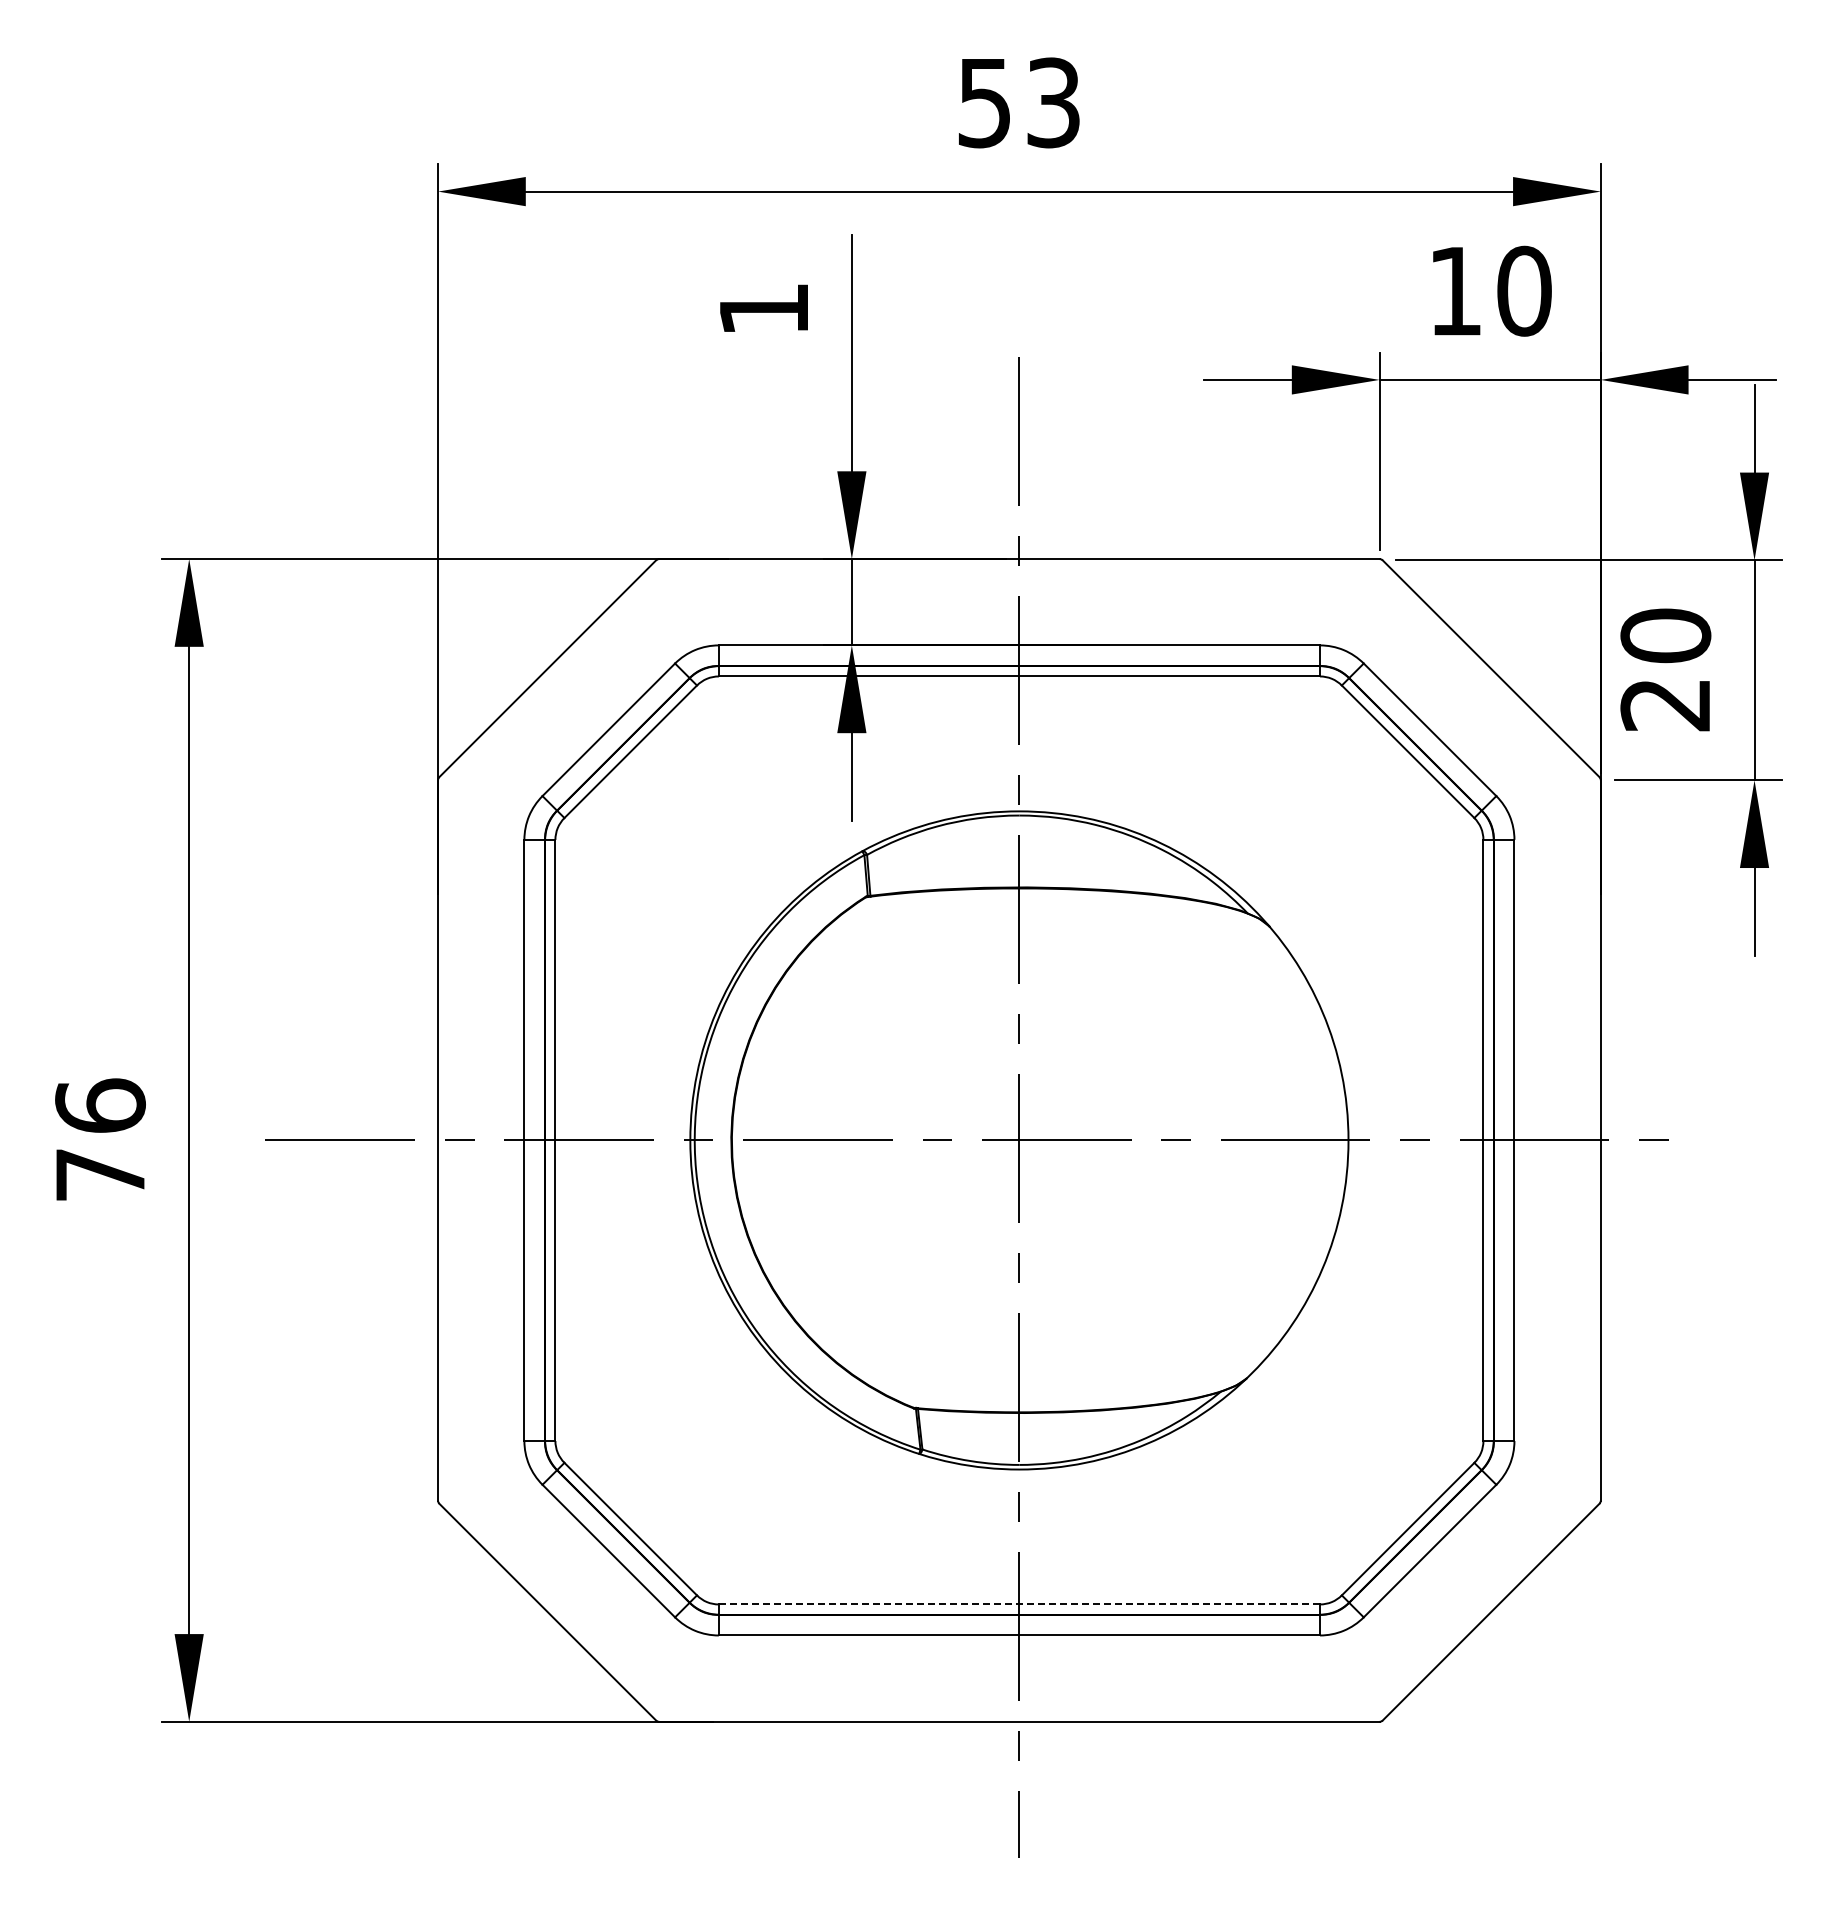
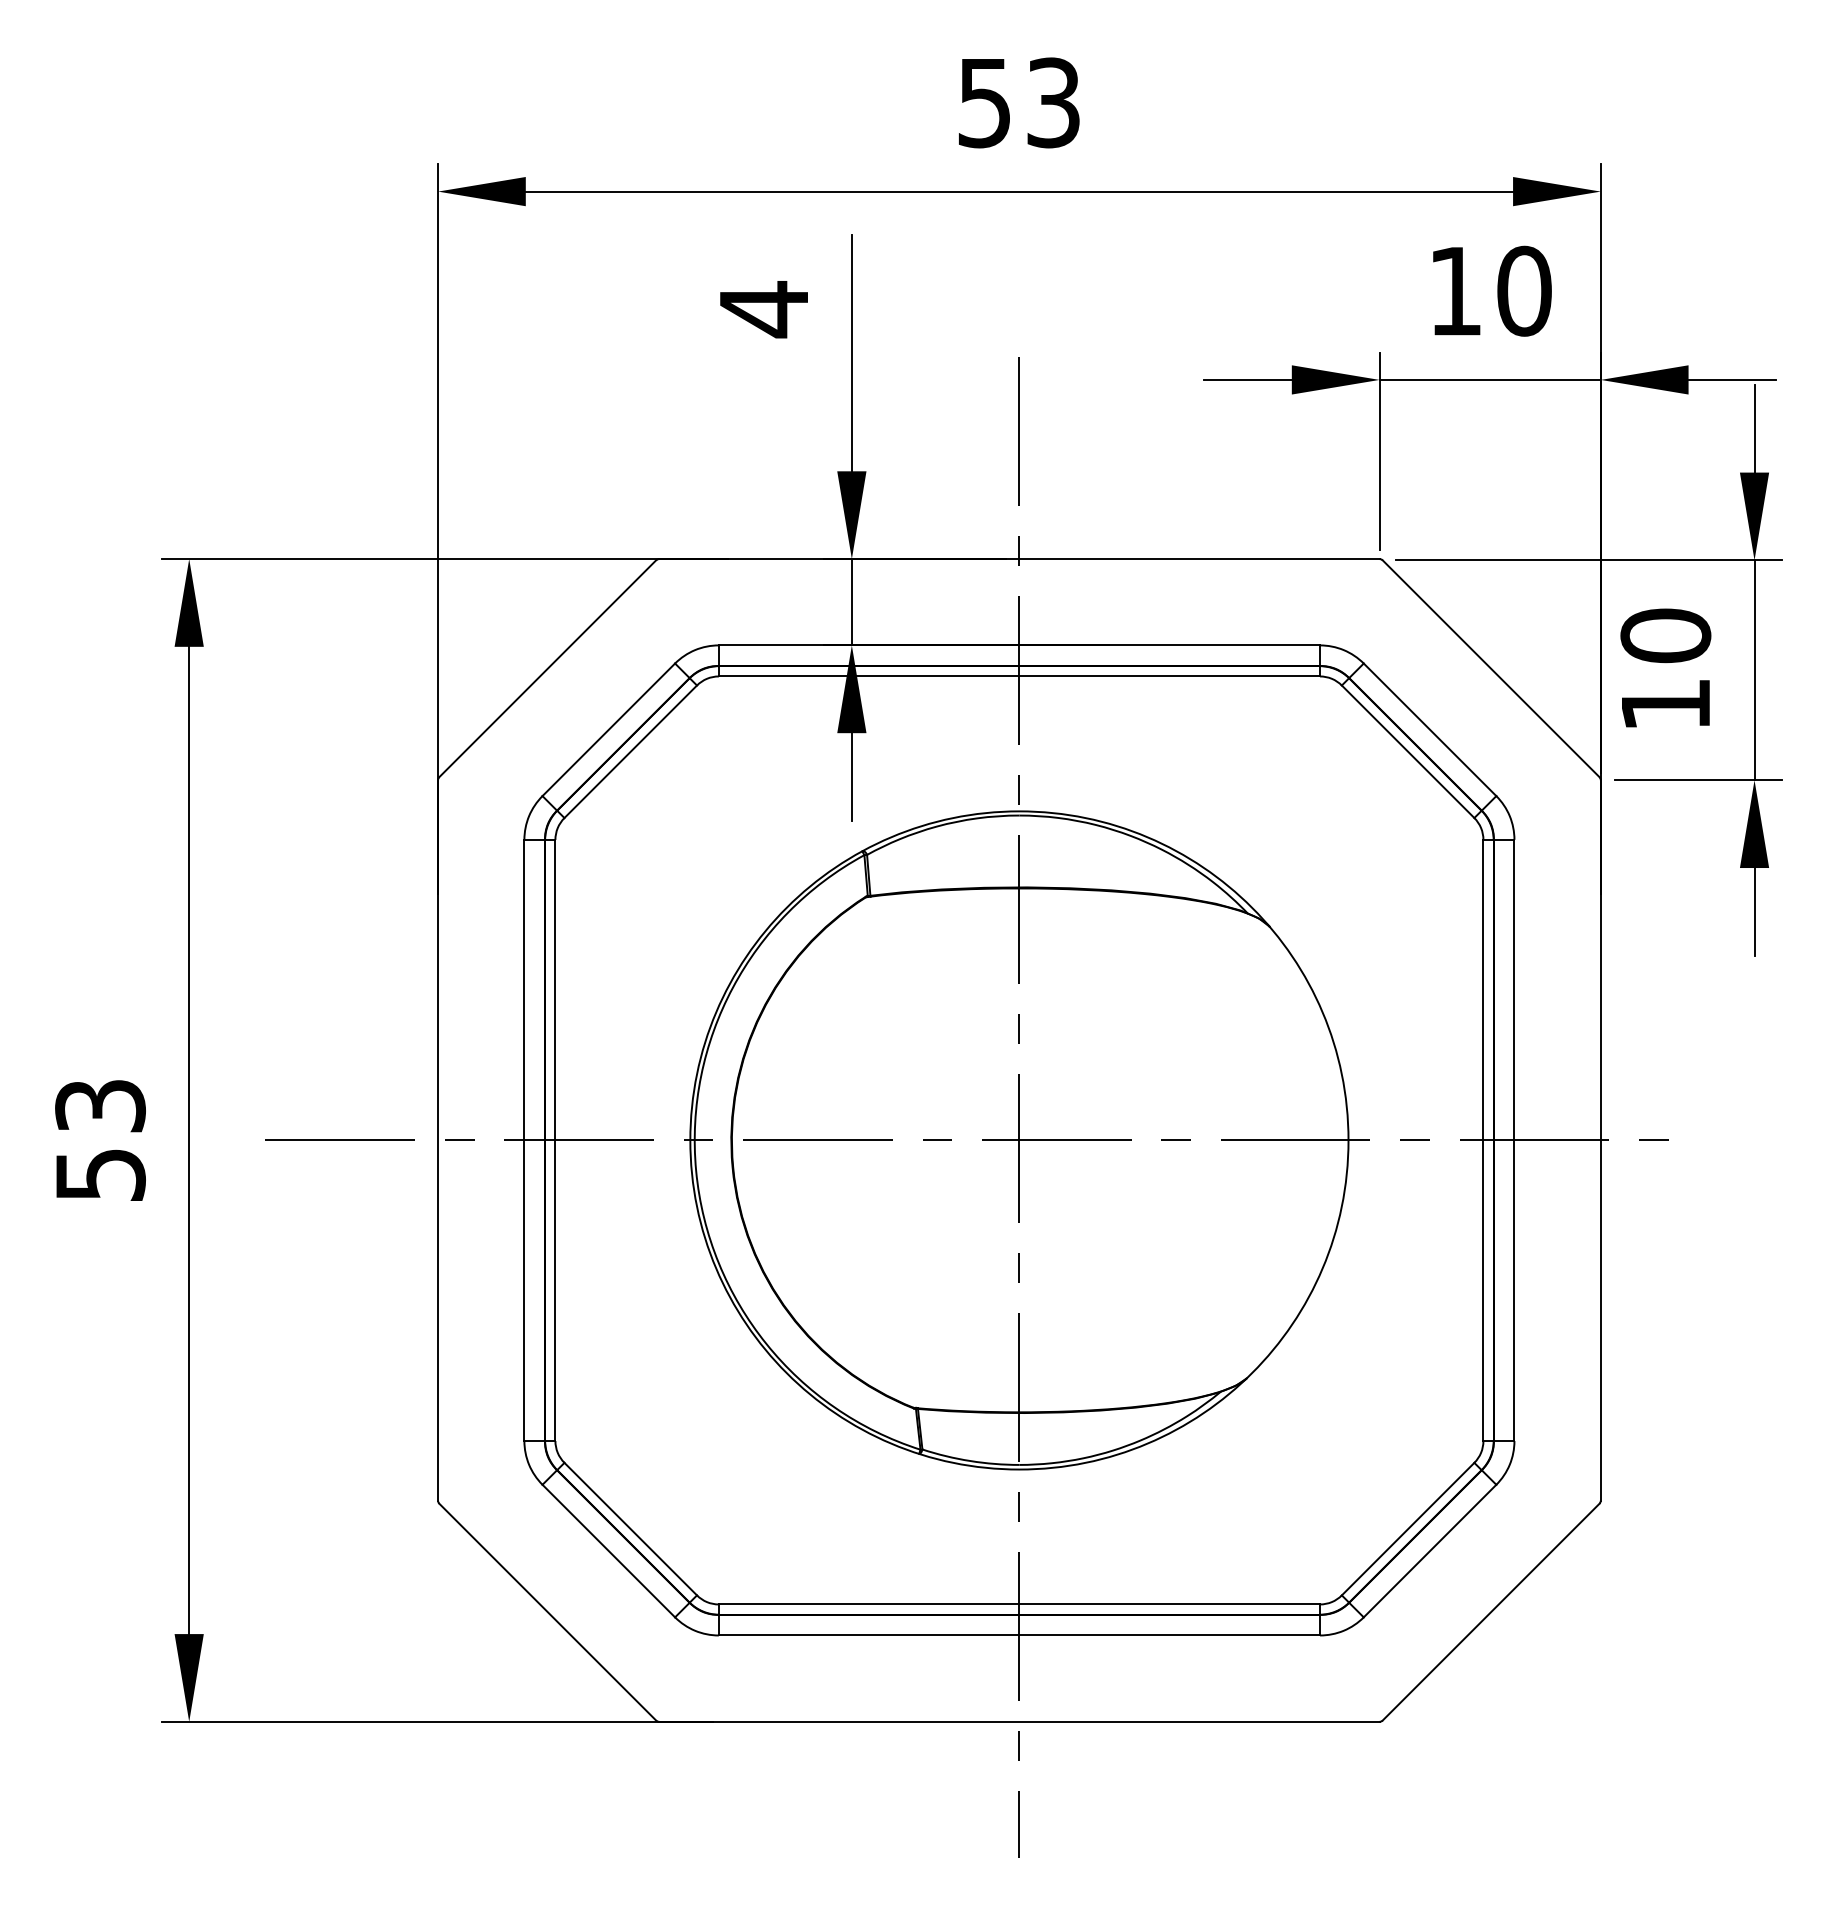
text: 1 -> 4 (763, 309)
text: 20 -> 10 (1664, 705)
text: 76 -> 53 (100, 1139)
line: dashed -> solid (1019, 1604)
